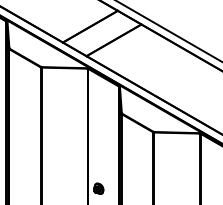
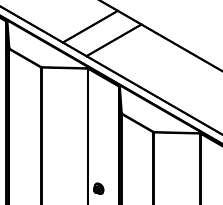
line: present -> none (168, 31)
